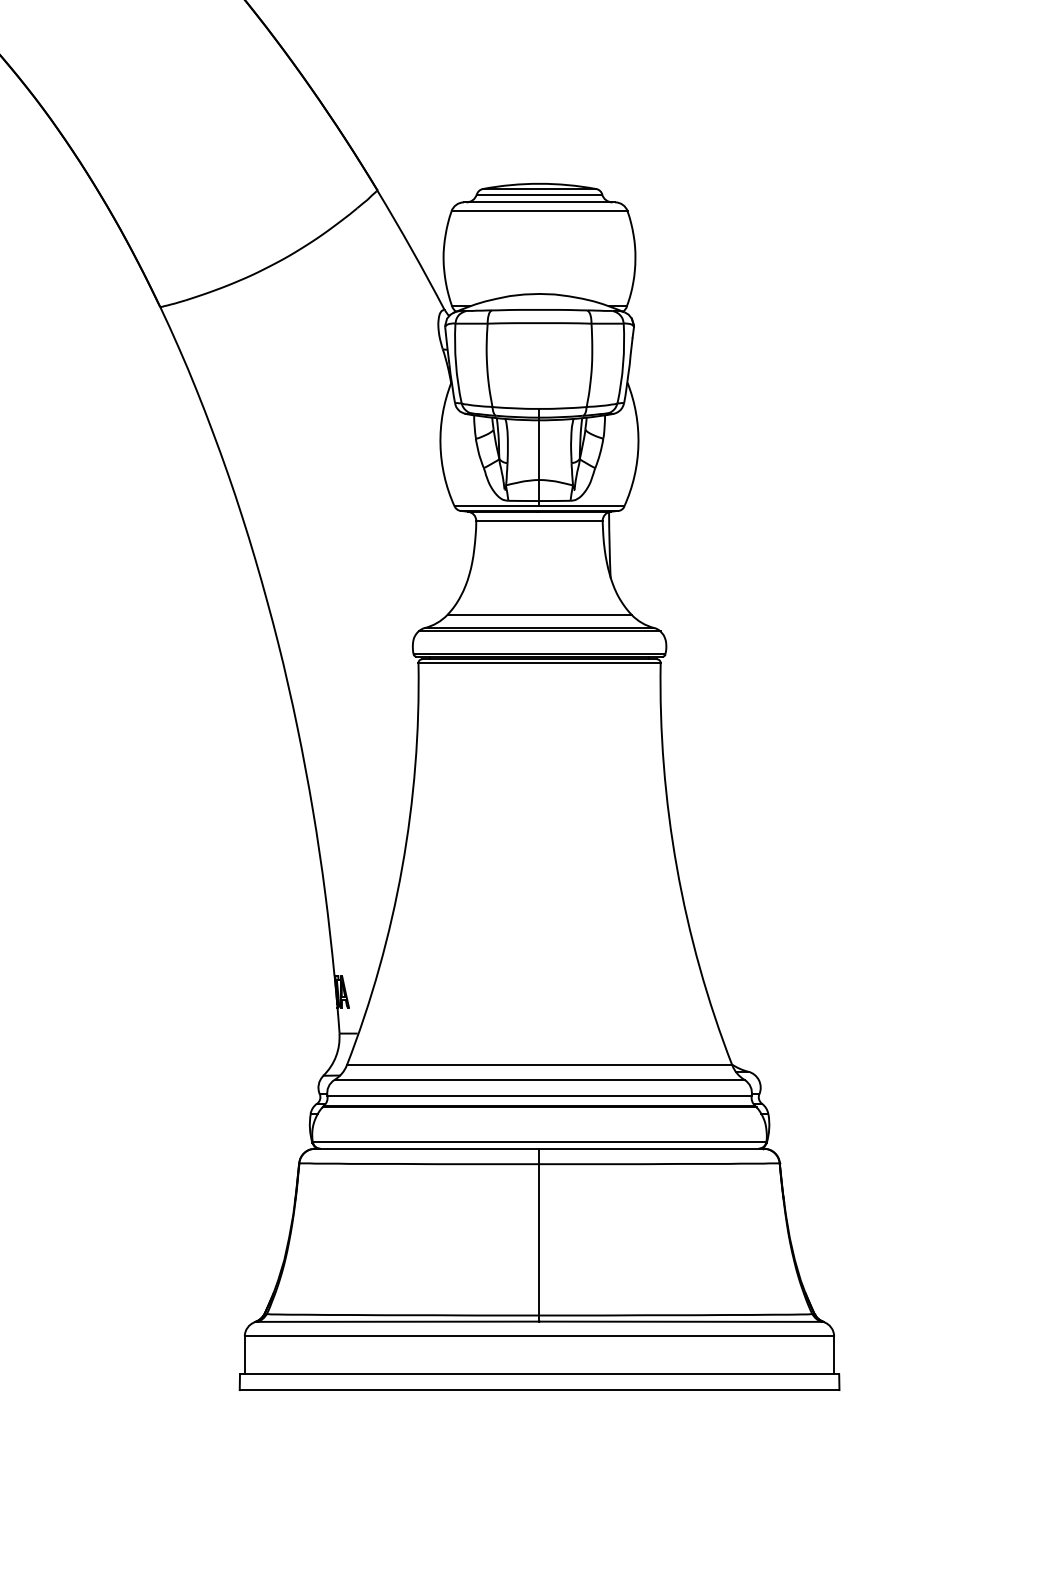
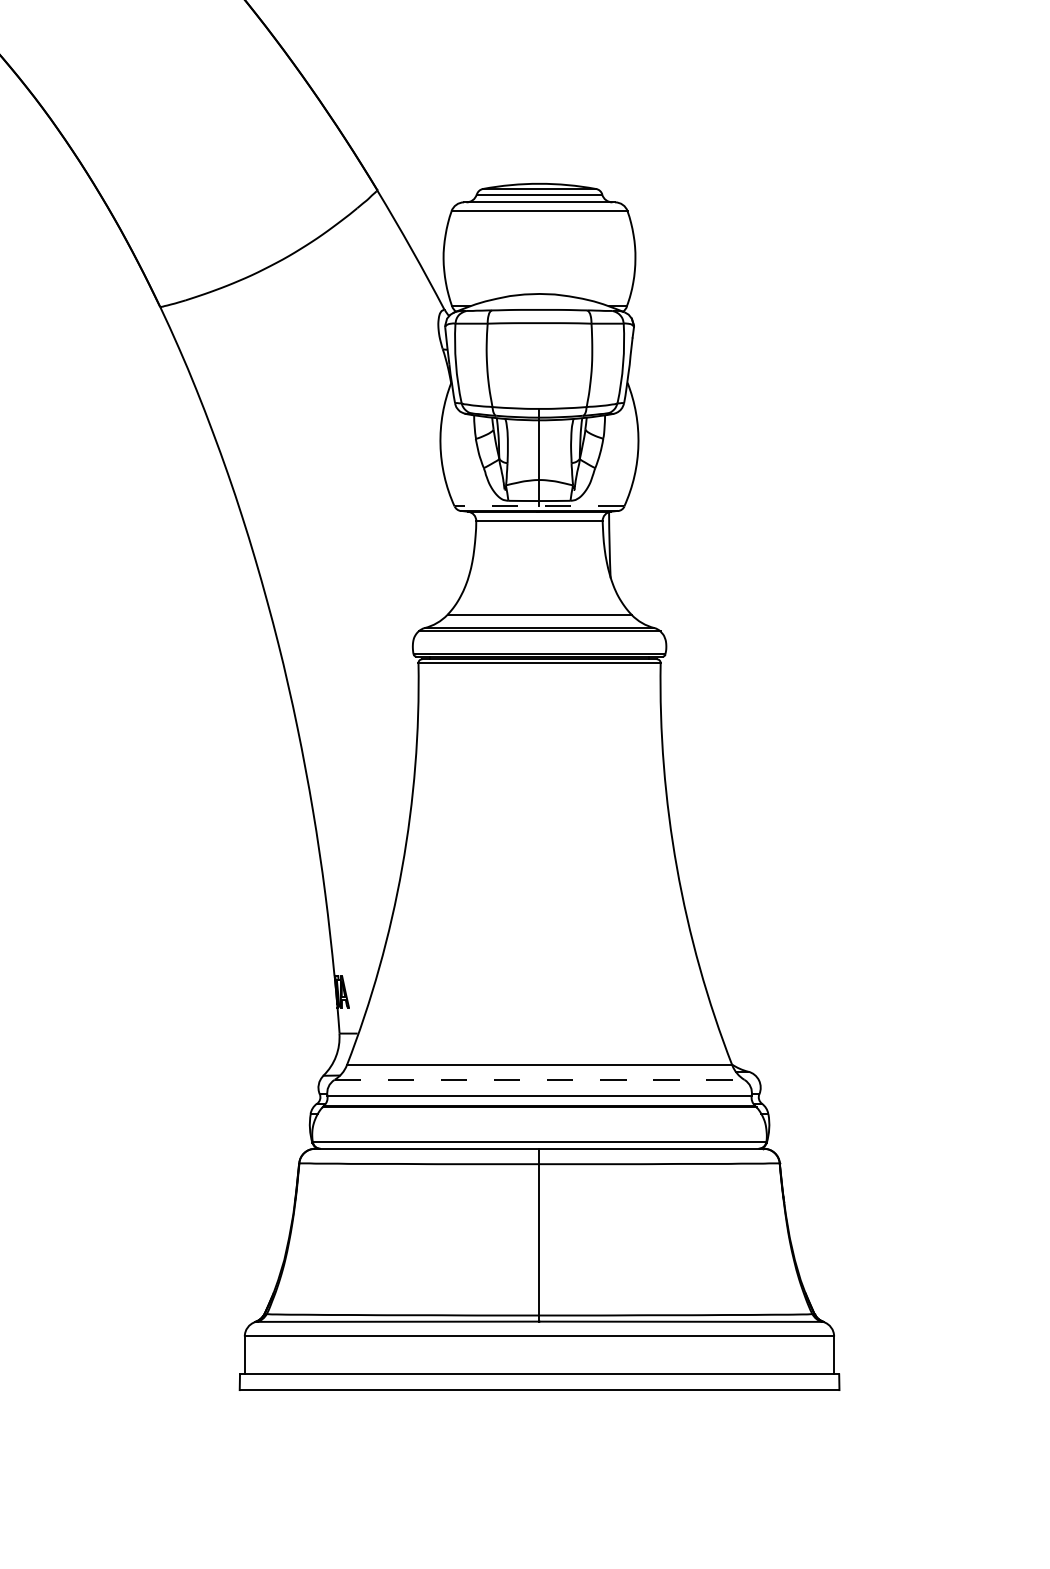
line: solid -> dashed (539, 506)
line: solid -> dashed (540, 1079)
